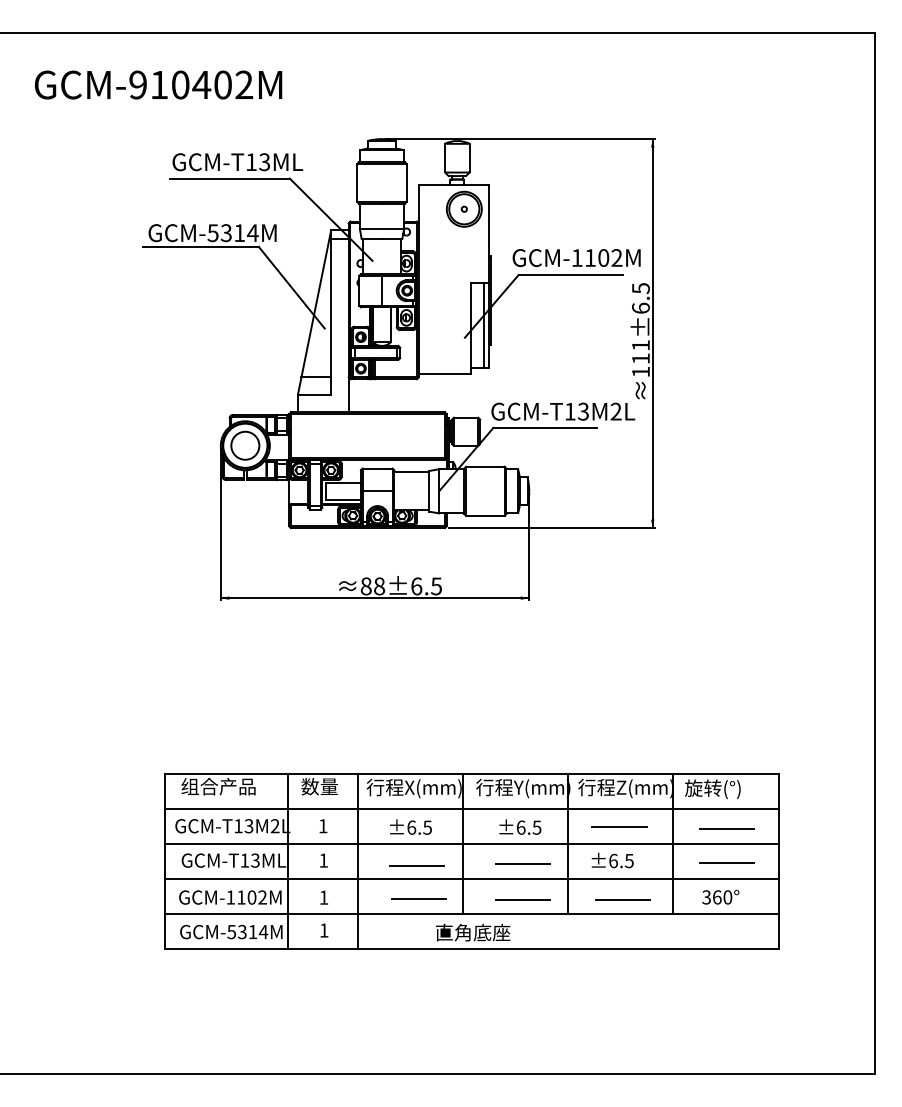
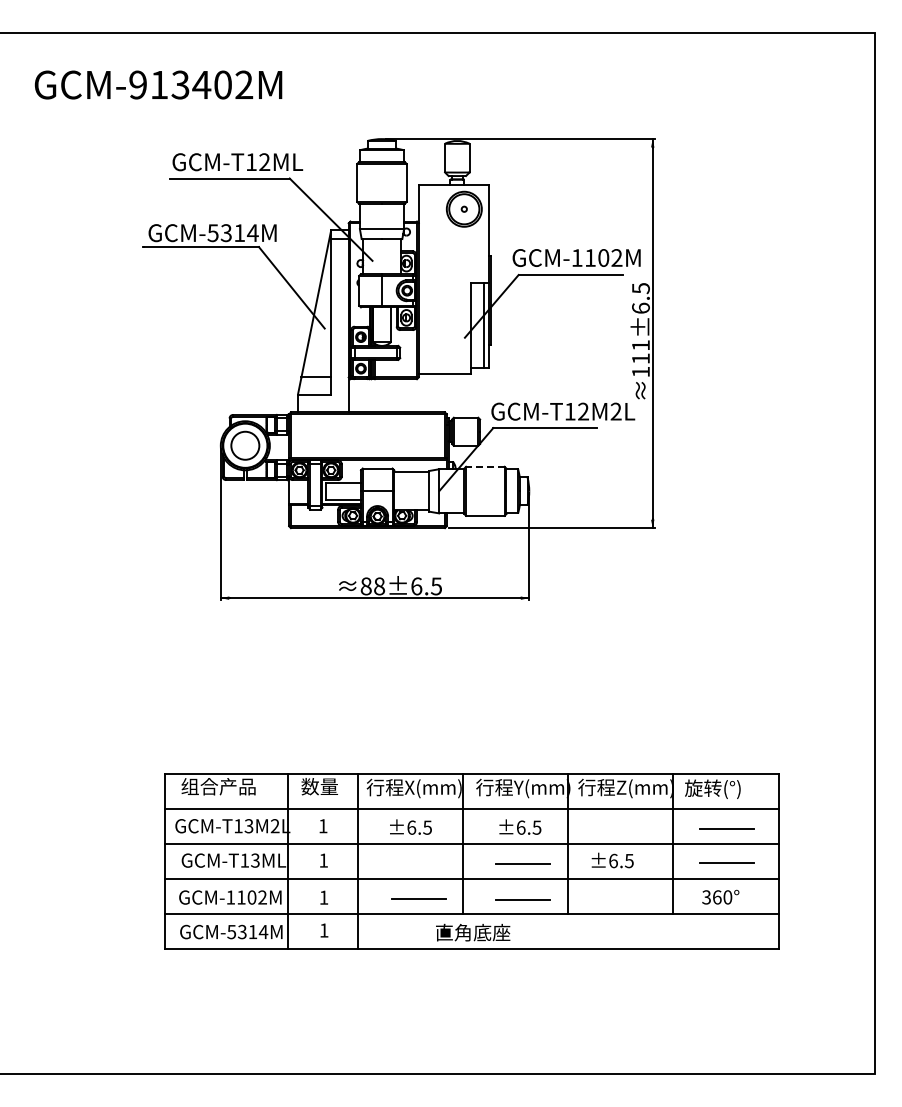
text: GCM-910402M -> GCM-913402M (180, 84)
text: GCM-T13ML -> GCM-T12ML (264, 162)
text: GCM-T13M2L -> GCM-T12M2L (582, 411)
line: solid -> dashed (484, 466)
line: present -> none (619, 827)
line: present -> none (416, 866)
line: present -> none (623, 899)
